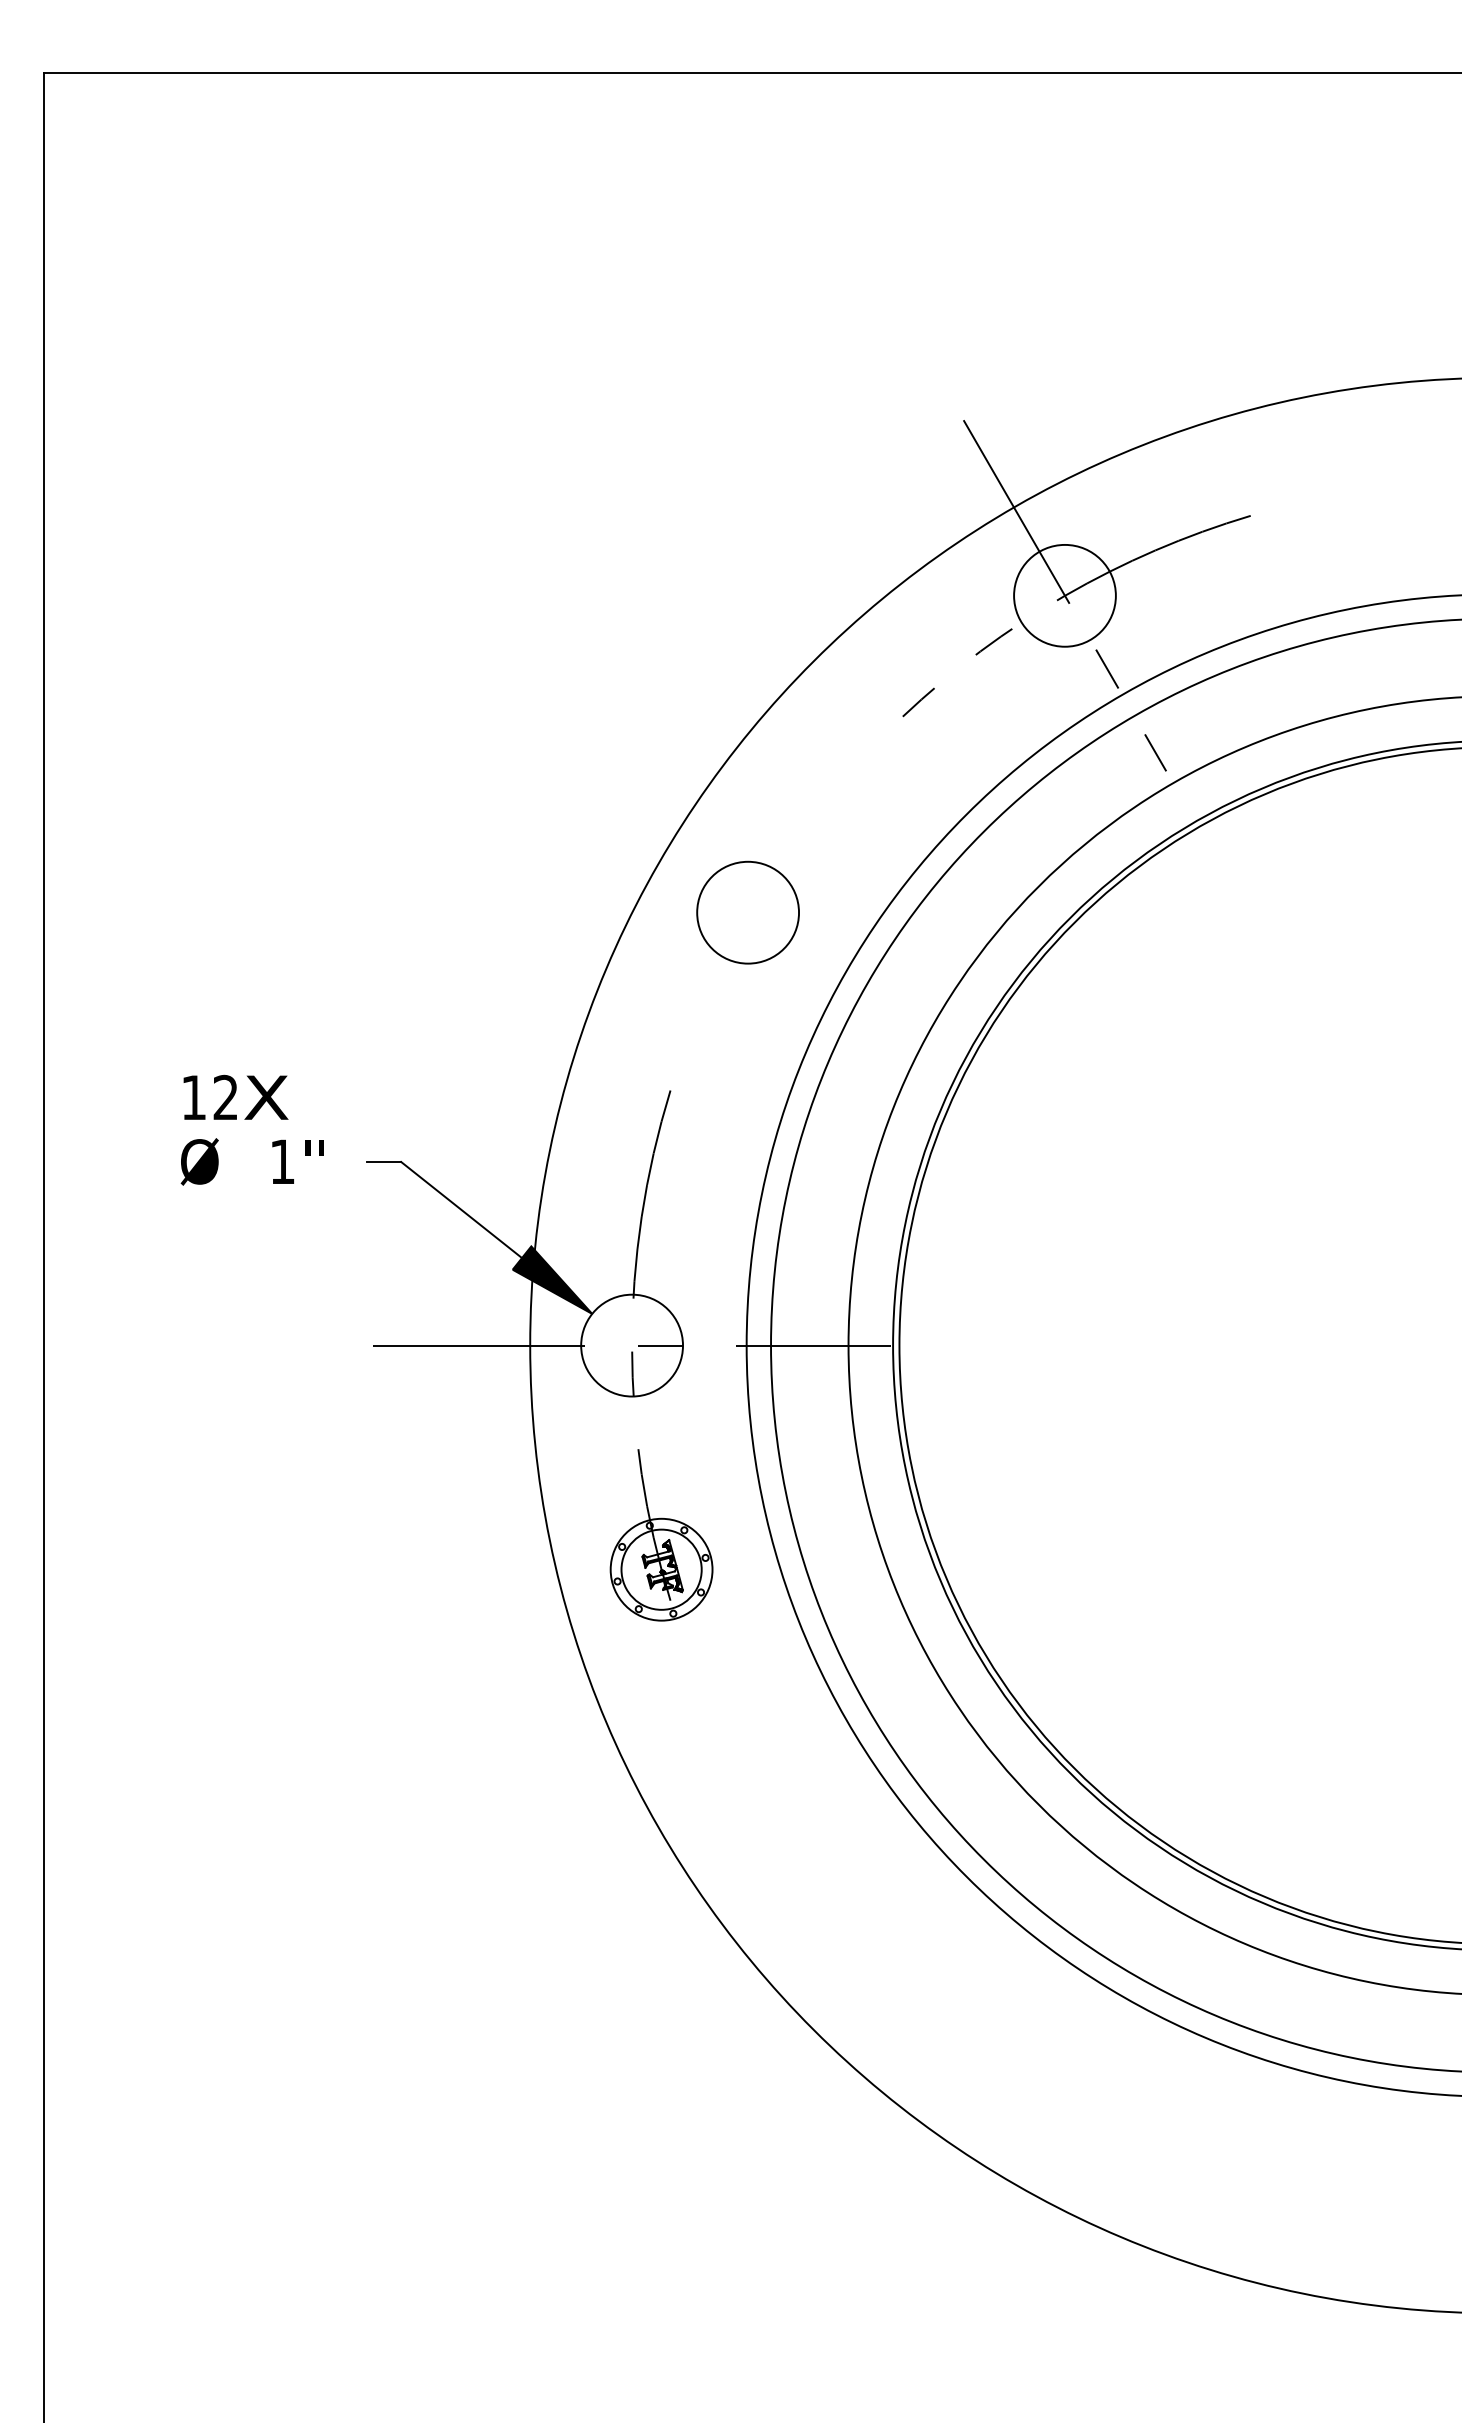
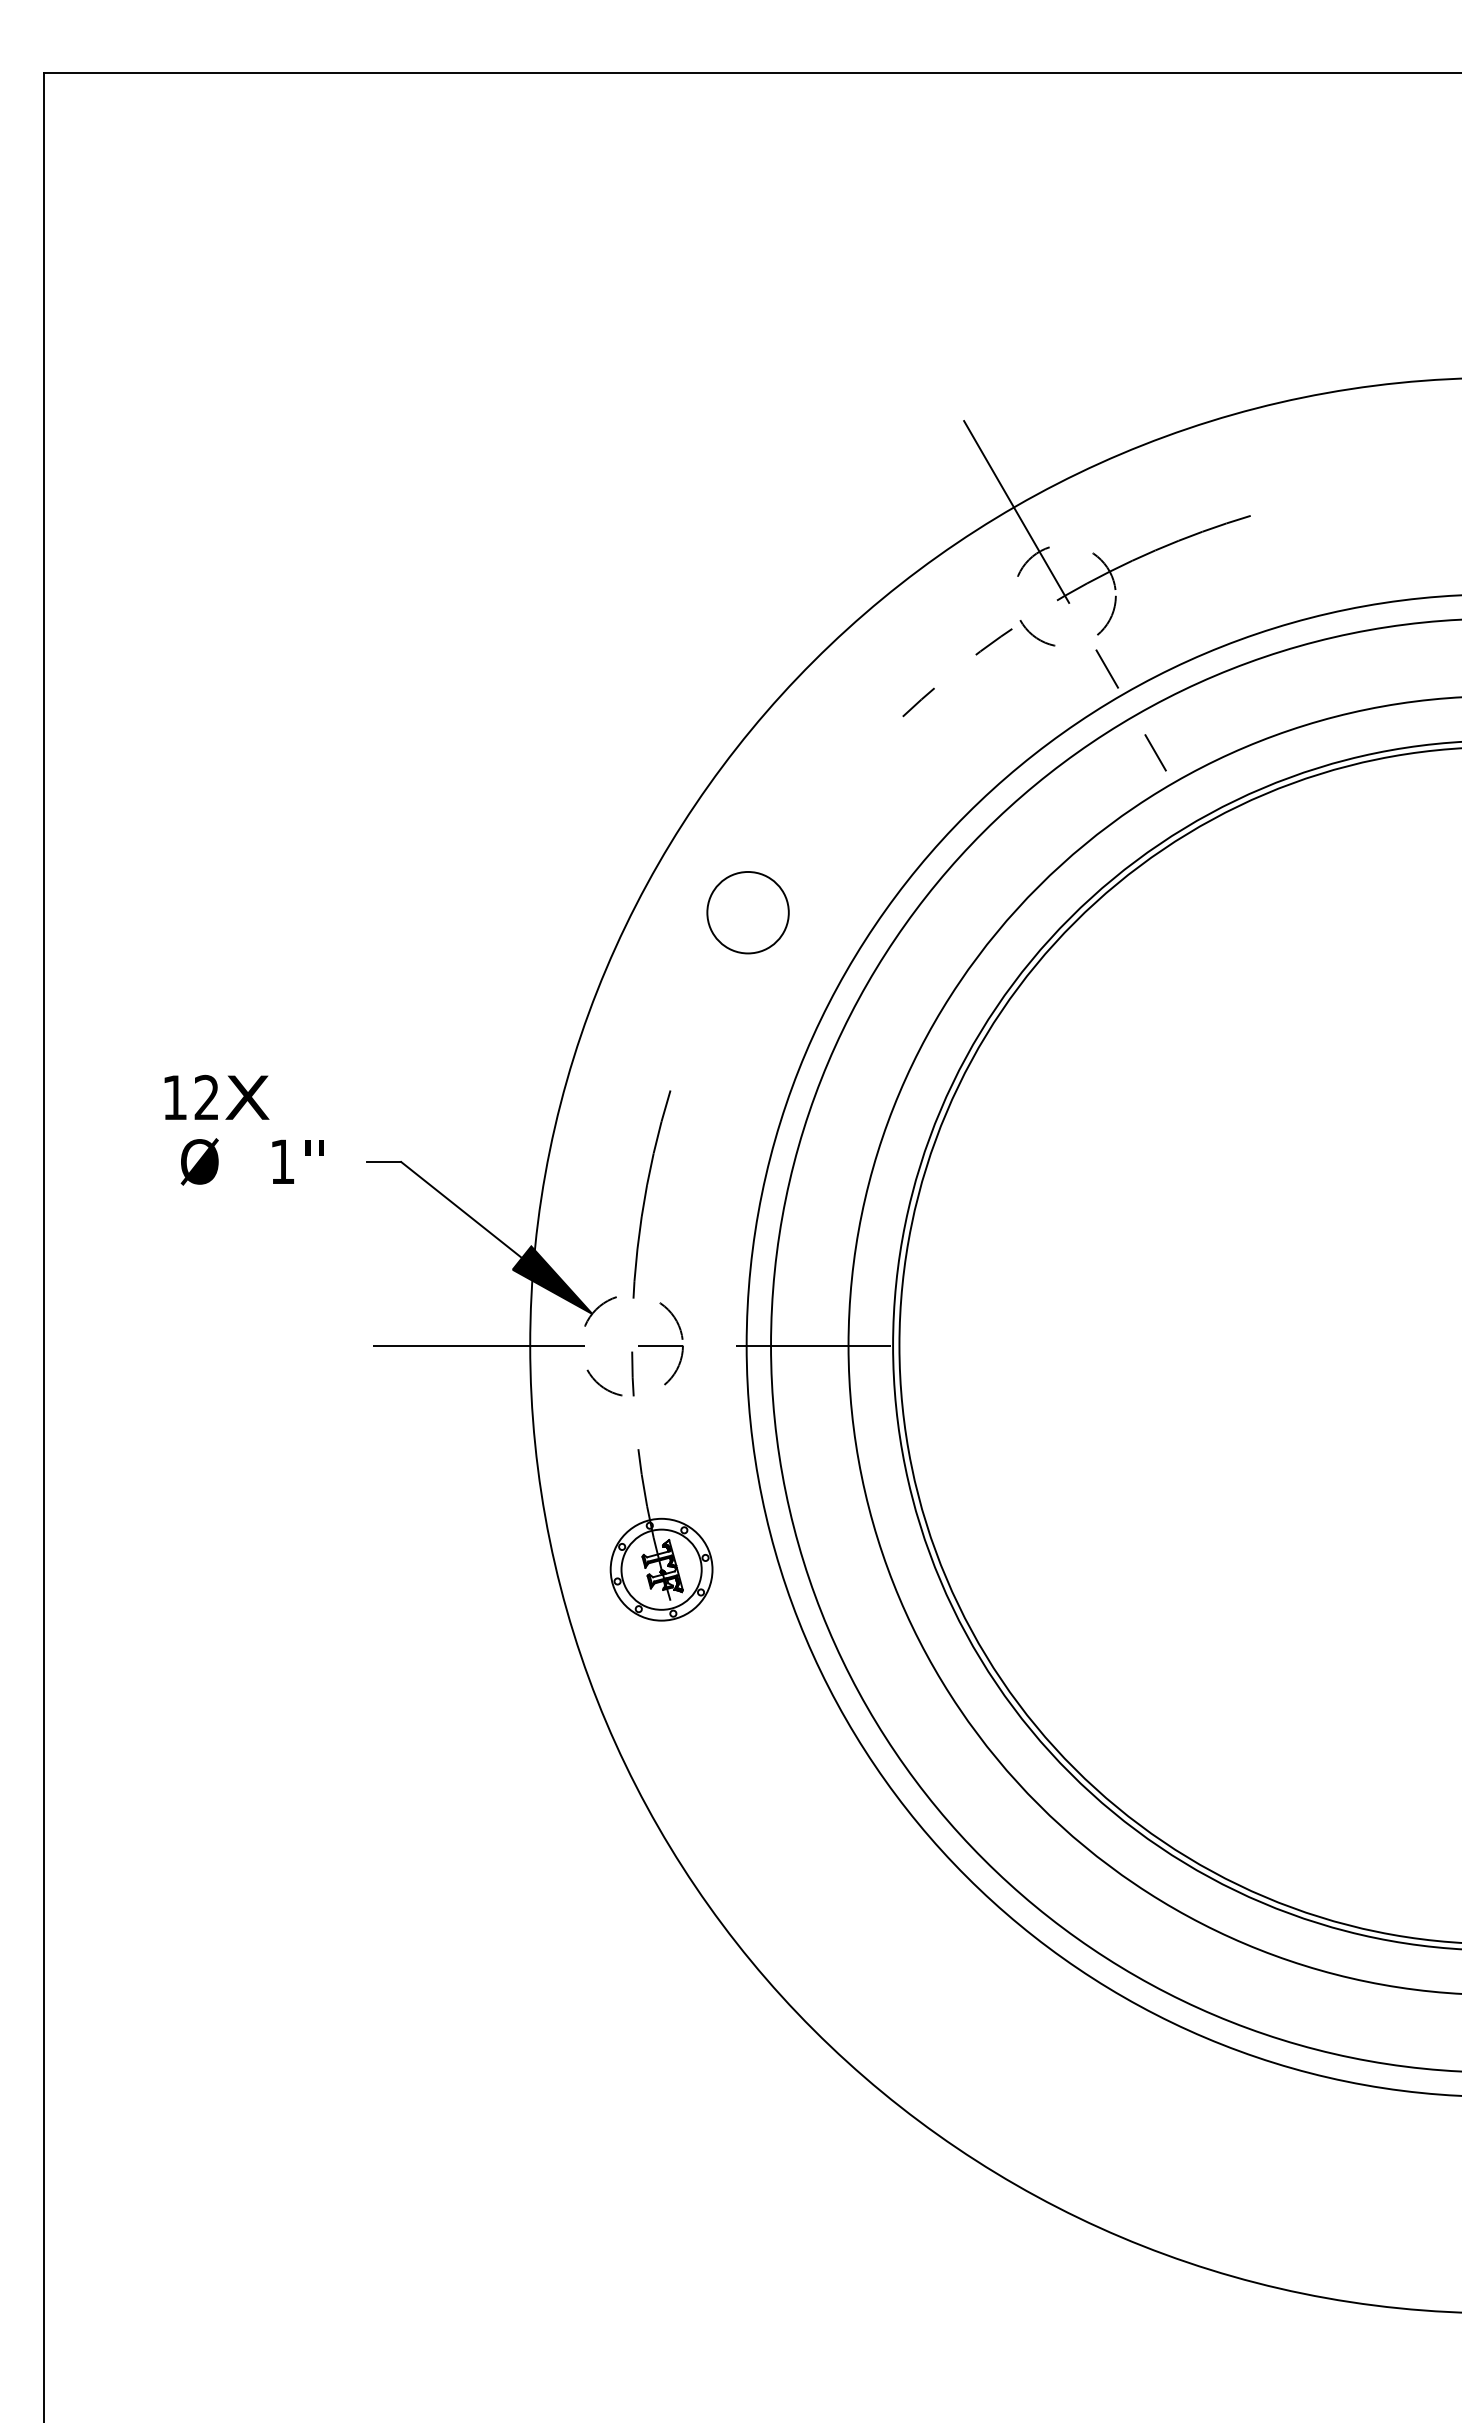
circle: solid -> dashed (1064, 595)
circle diameter: 102 px -> 81 px (747, 912)
text position: (235, 1096) -> (216, 1096) (216, 1096)
circle: solid -> dashed (632, 1345)
